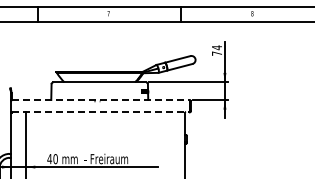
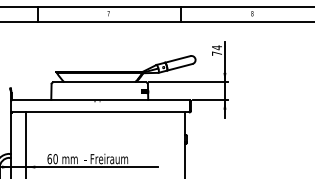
line: dashed -> solid (100, 100)
line: dashed -> solid (100, 112)
text: 40 -> 60 (49, 159)
